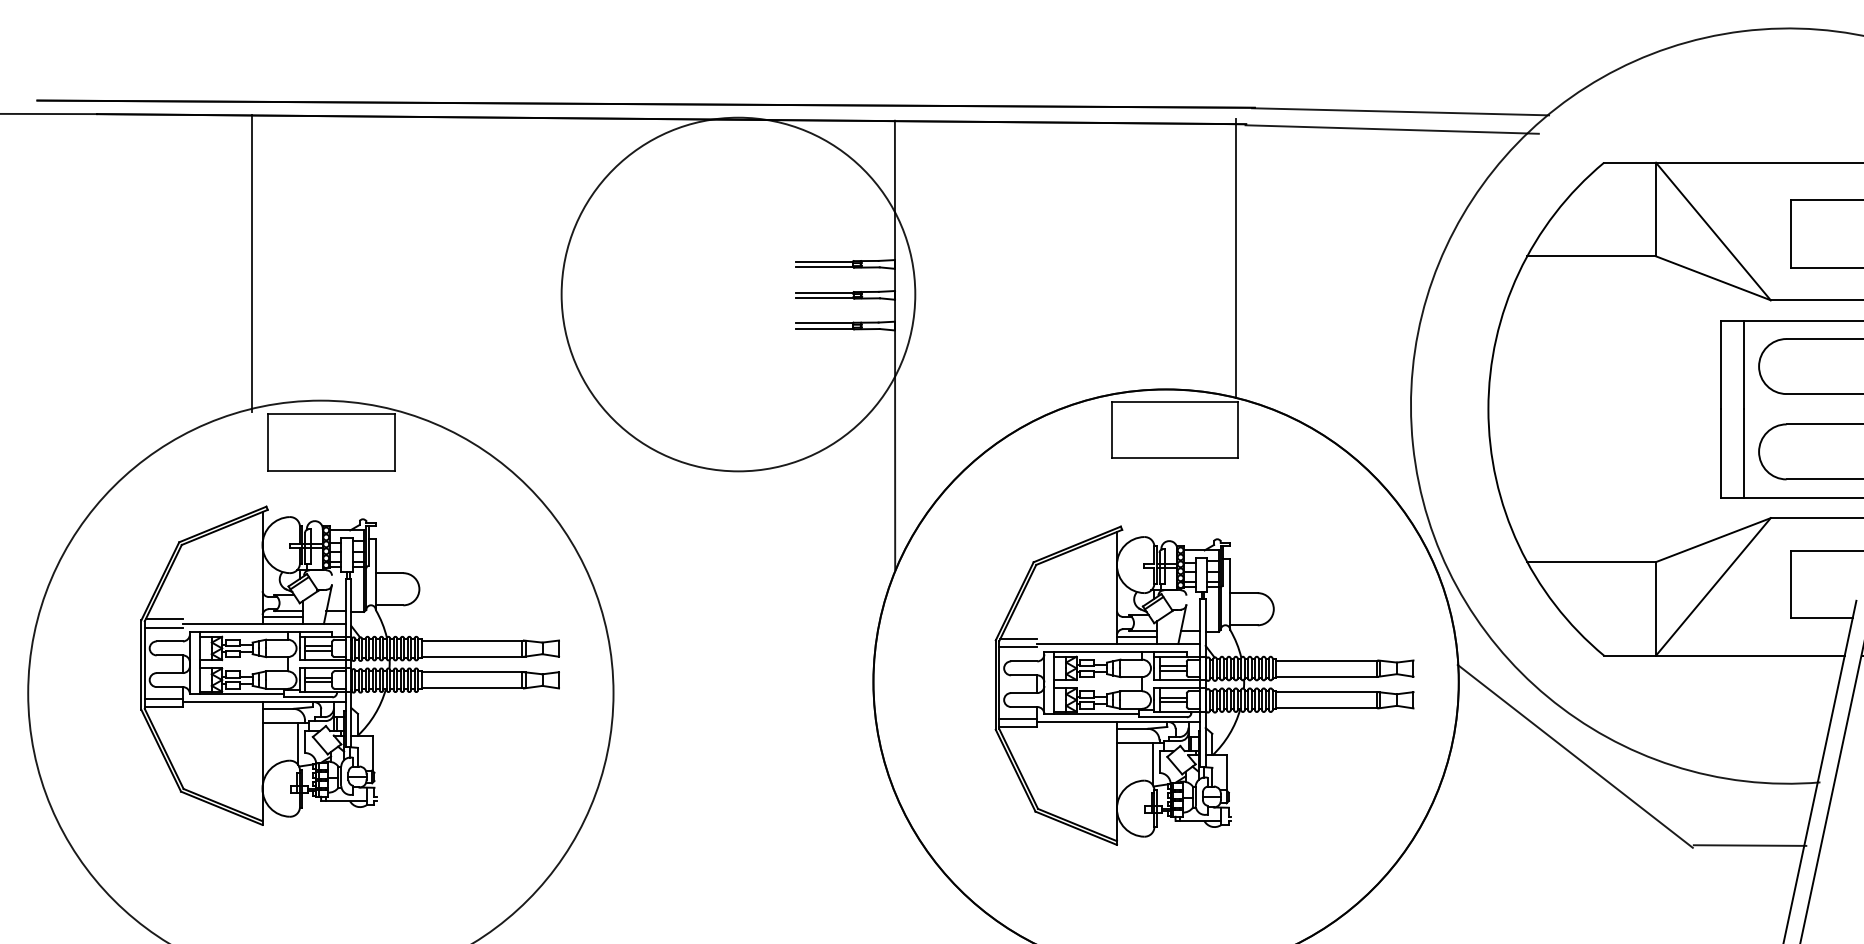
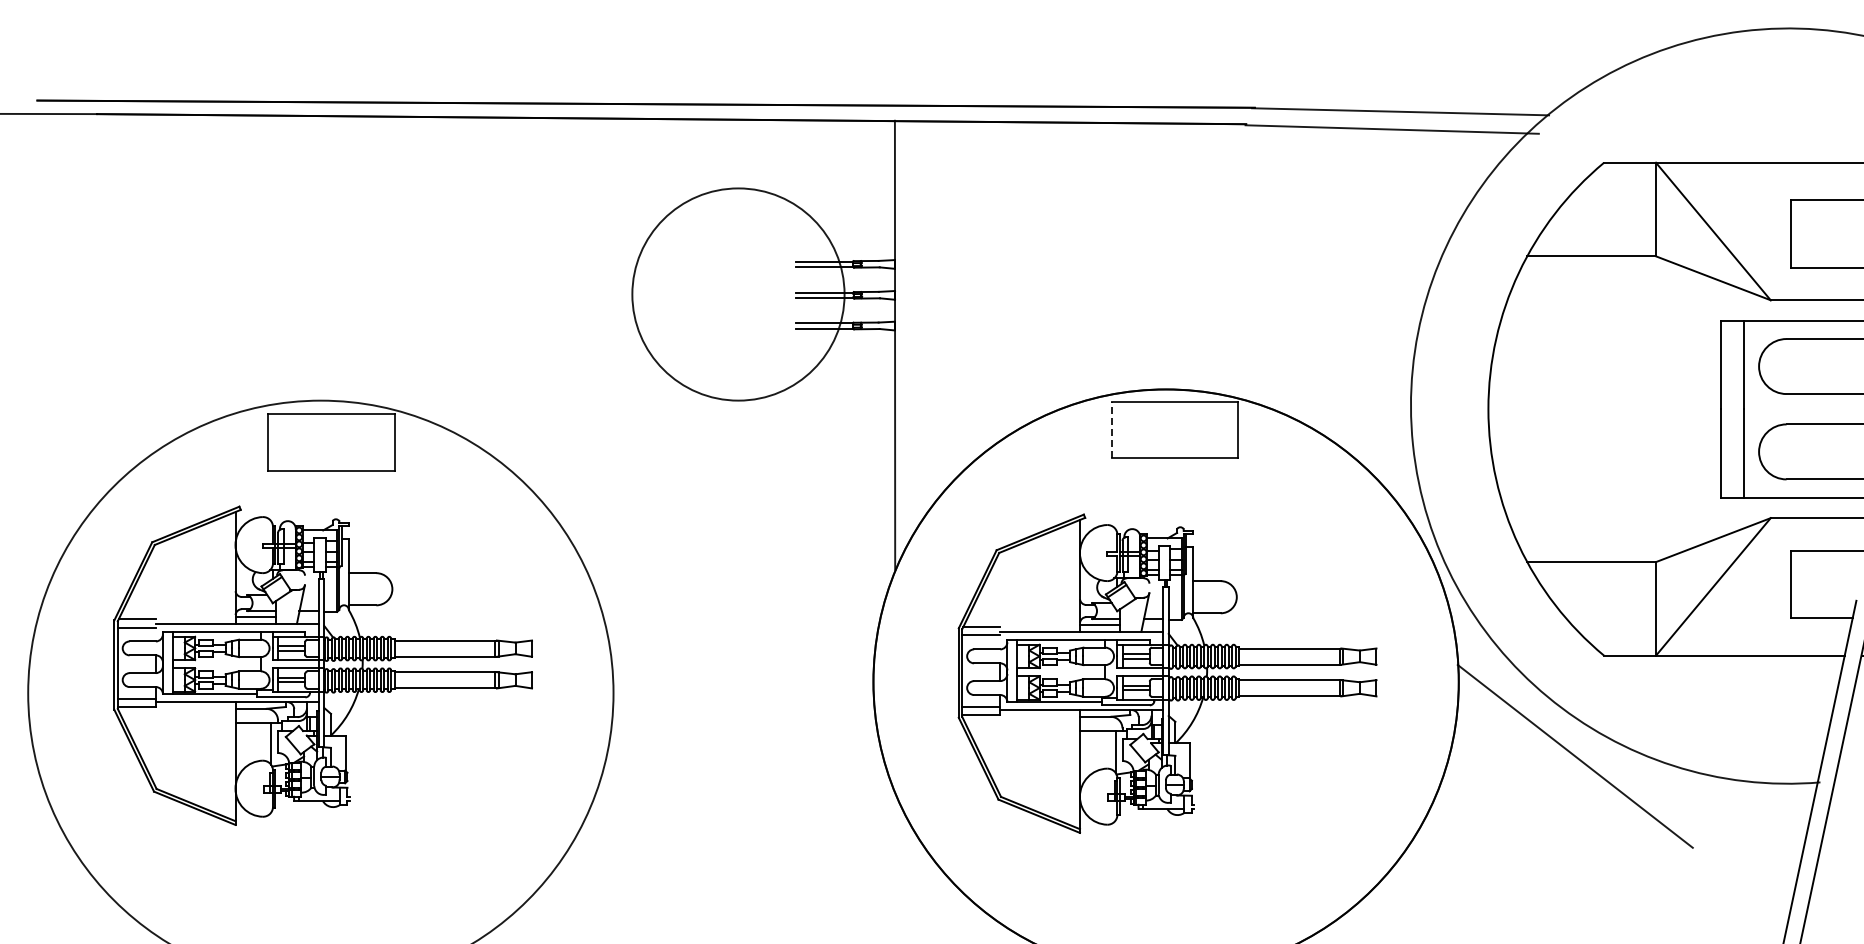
line: present -> none (1235, 258)
line: present -> none (251, 262)
circle diameter: 354 px -> 212 px (738, 294)
line: solid -> dashed (1111, 429)
part position: (349, 665) -> (322, 665) (322, 665)
part position: (1204, 685) -> (1167, 673) (1167, 673)
line: present -> none (1749, 845)
